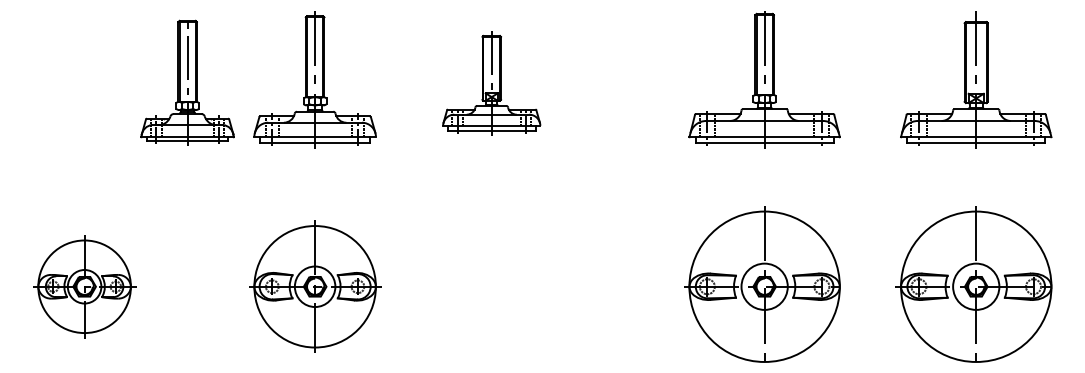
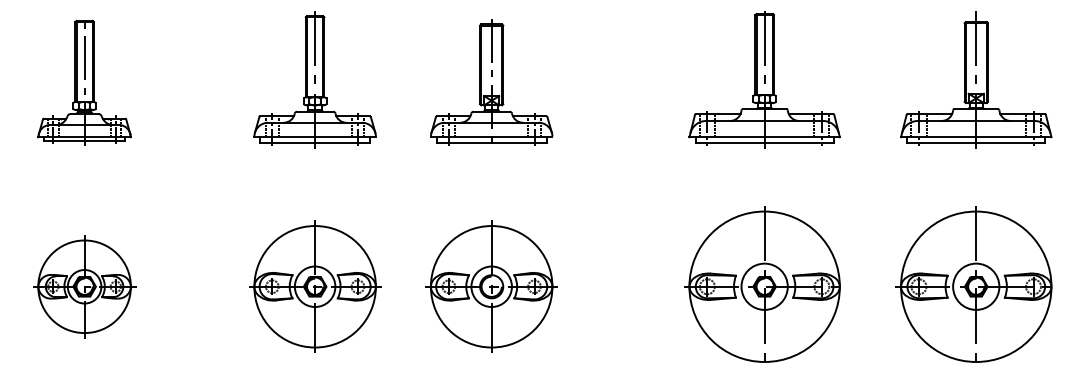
part position: (187, 82) -> (84, 82) (84, 82)
part size: 100x105 px -> 124x127 px (491, 82)
part: none -> present (491, 286)
